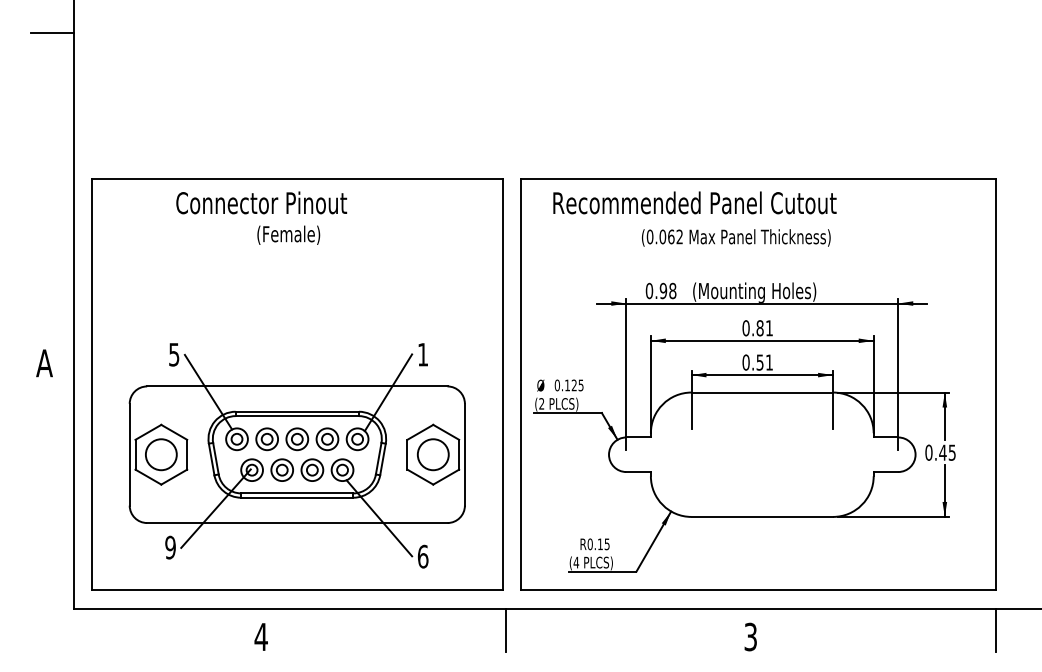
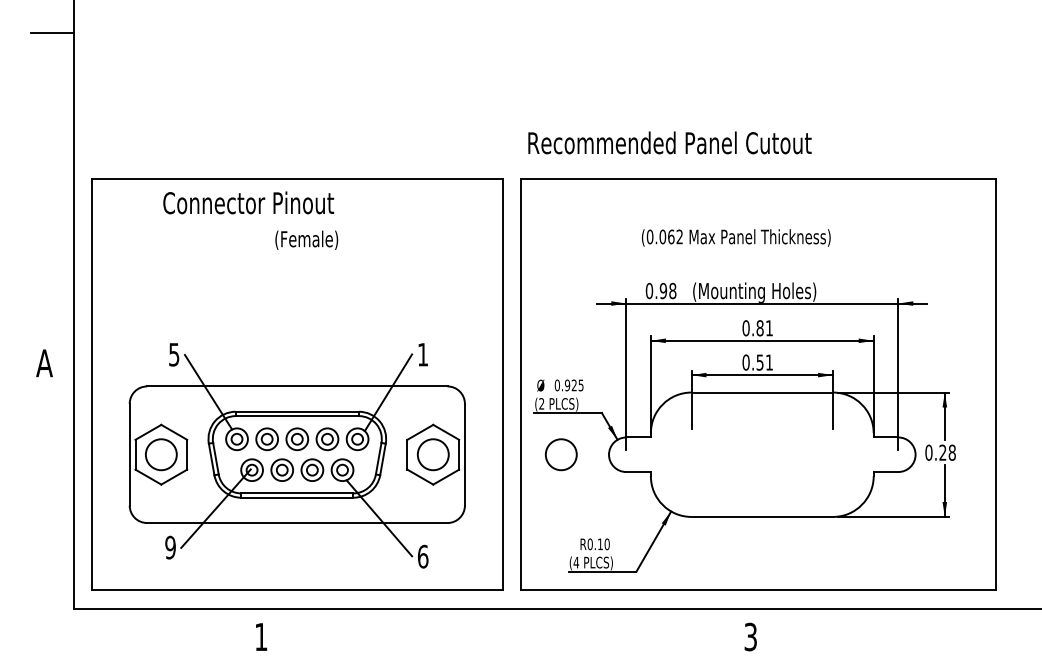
text position: (261, 202) -> (248, 202) (248, 202)
text position: (694, 202) -> (669, 142) (669, 142)
text position: (288, 234) -> (306, 239) (306, 239)
text: 0.125 -> 0.925 (567, 385)
text: 0.45 -> 0.28 (947, 452)
circle: none -> present (561, 454)
text: R0.15 -> R0.10 (606, 544)
line: present -> none (506, 629)
line: present -> none (995, 629)
text: 4 -> 1 (260, 636)
